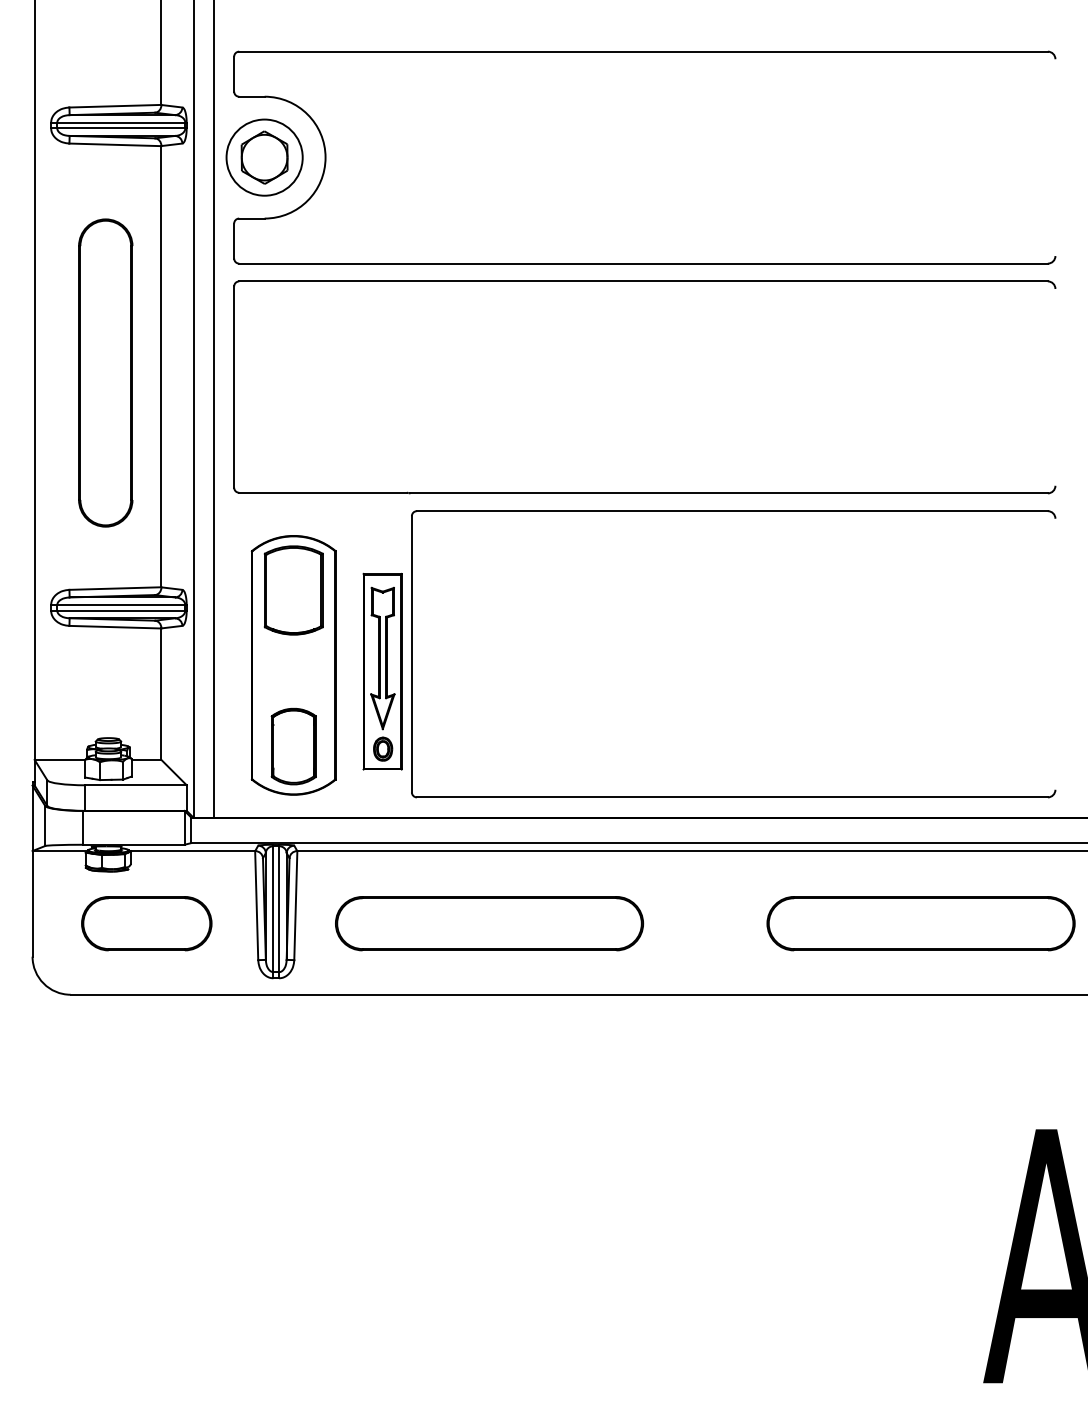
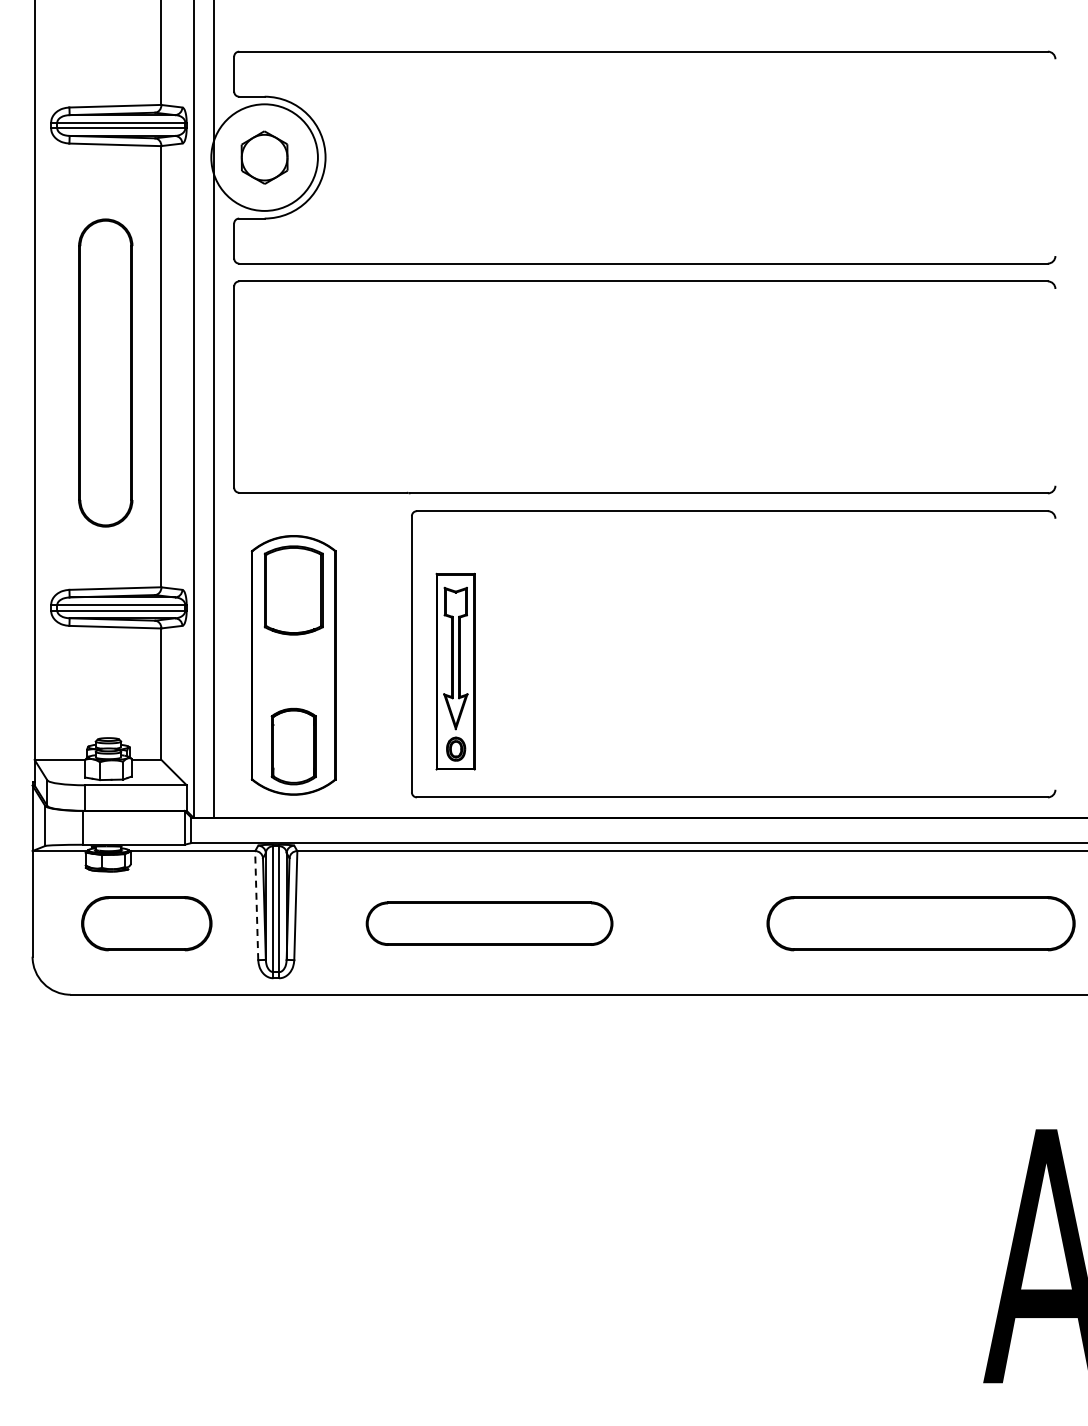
circle diameter: 76 px -> 107 px (264, 157)
part position: (382, 671) -> (455, 671) (455, 671)
line: solid -> dashed (256, 905)
part size: 310x56 px -> 249x45 px (489, 923)
